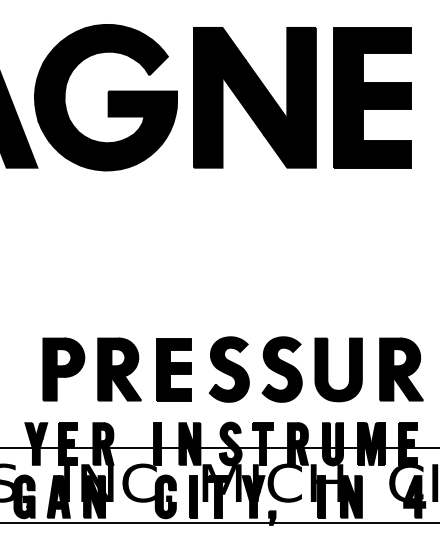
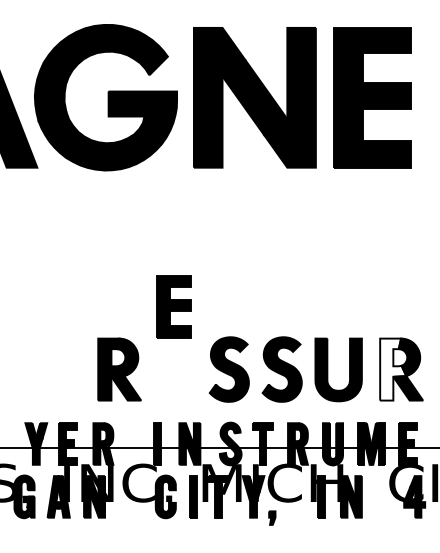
part: present -> none (63, 369)
part position: (173, 369) -> (173, 306) (173, 306)
fill: present -> none (393, 369)
line: present -> none (219, 523)
